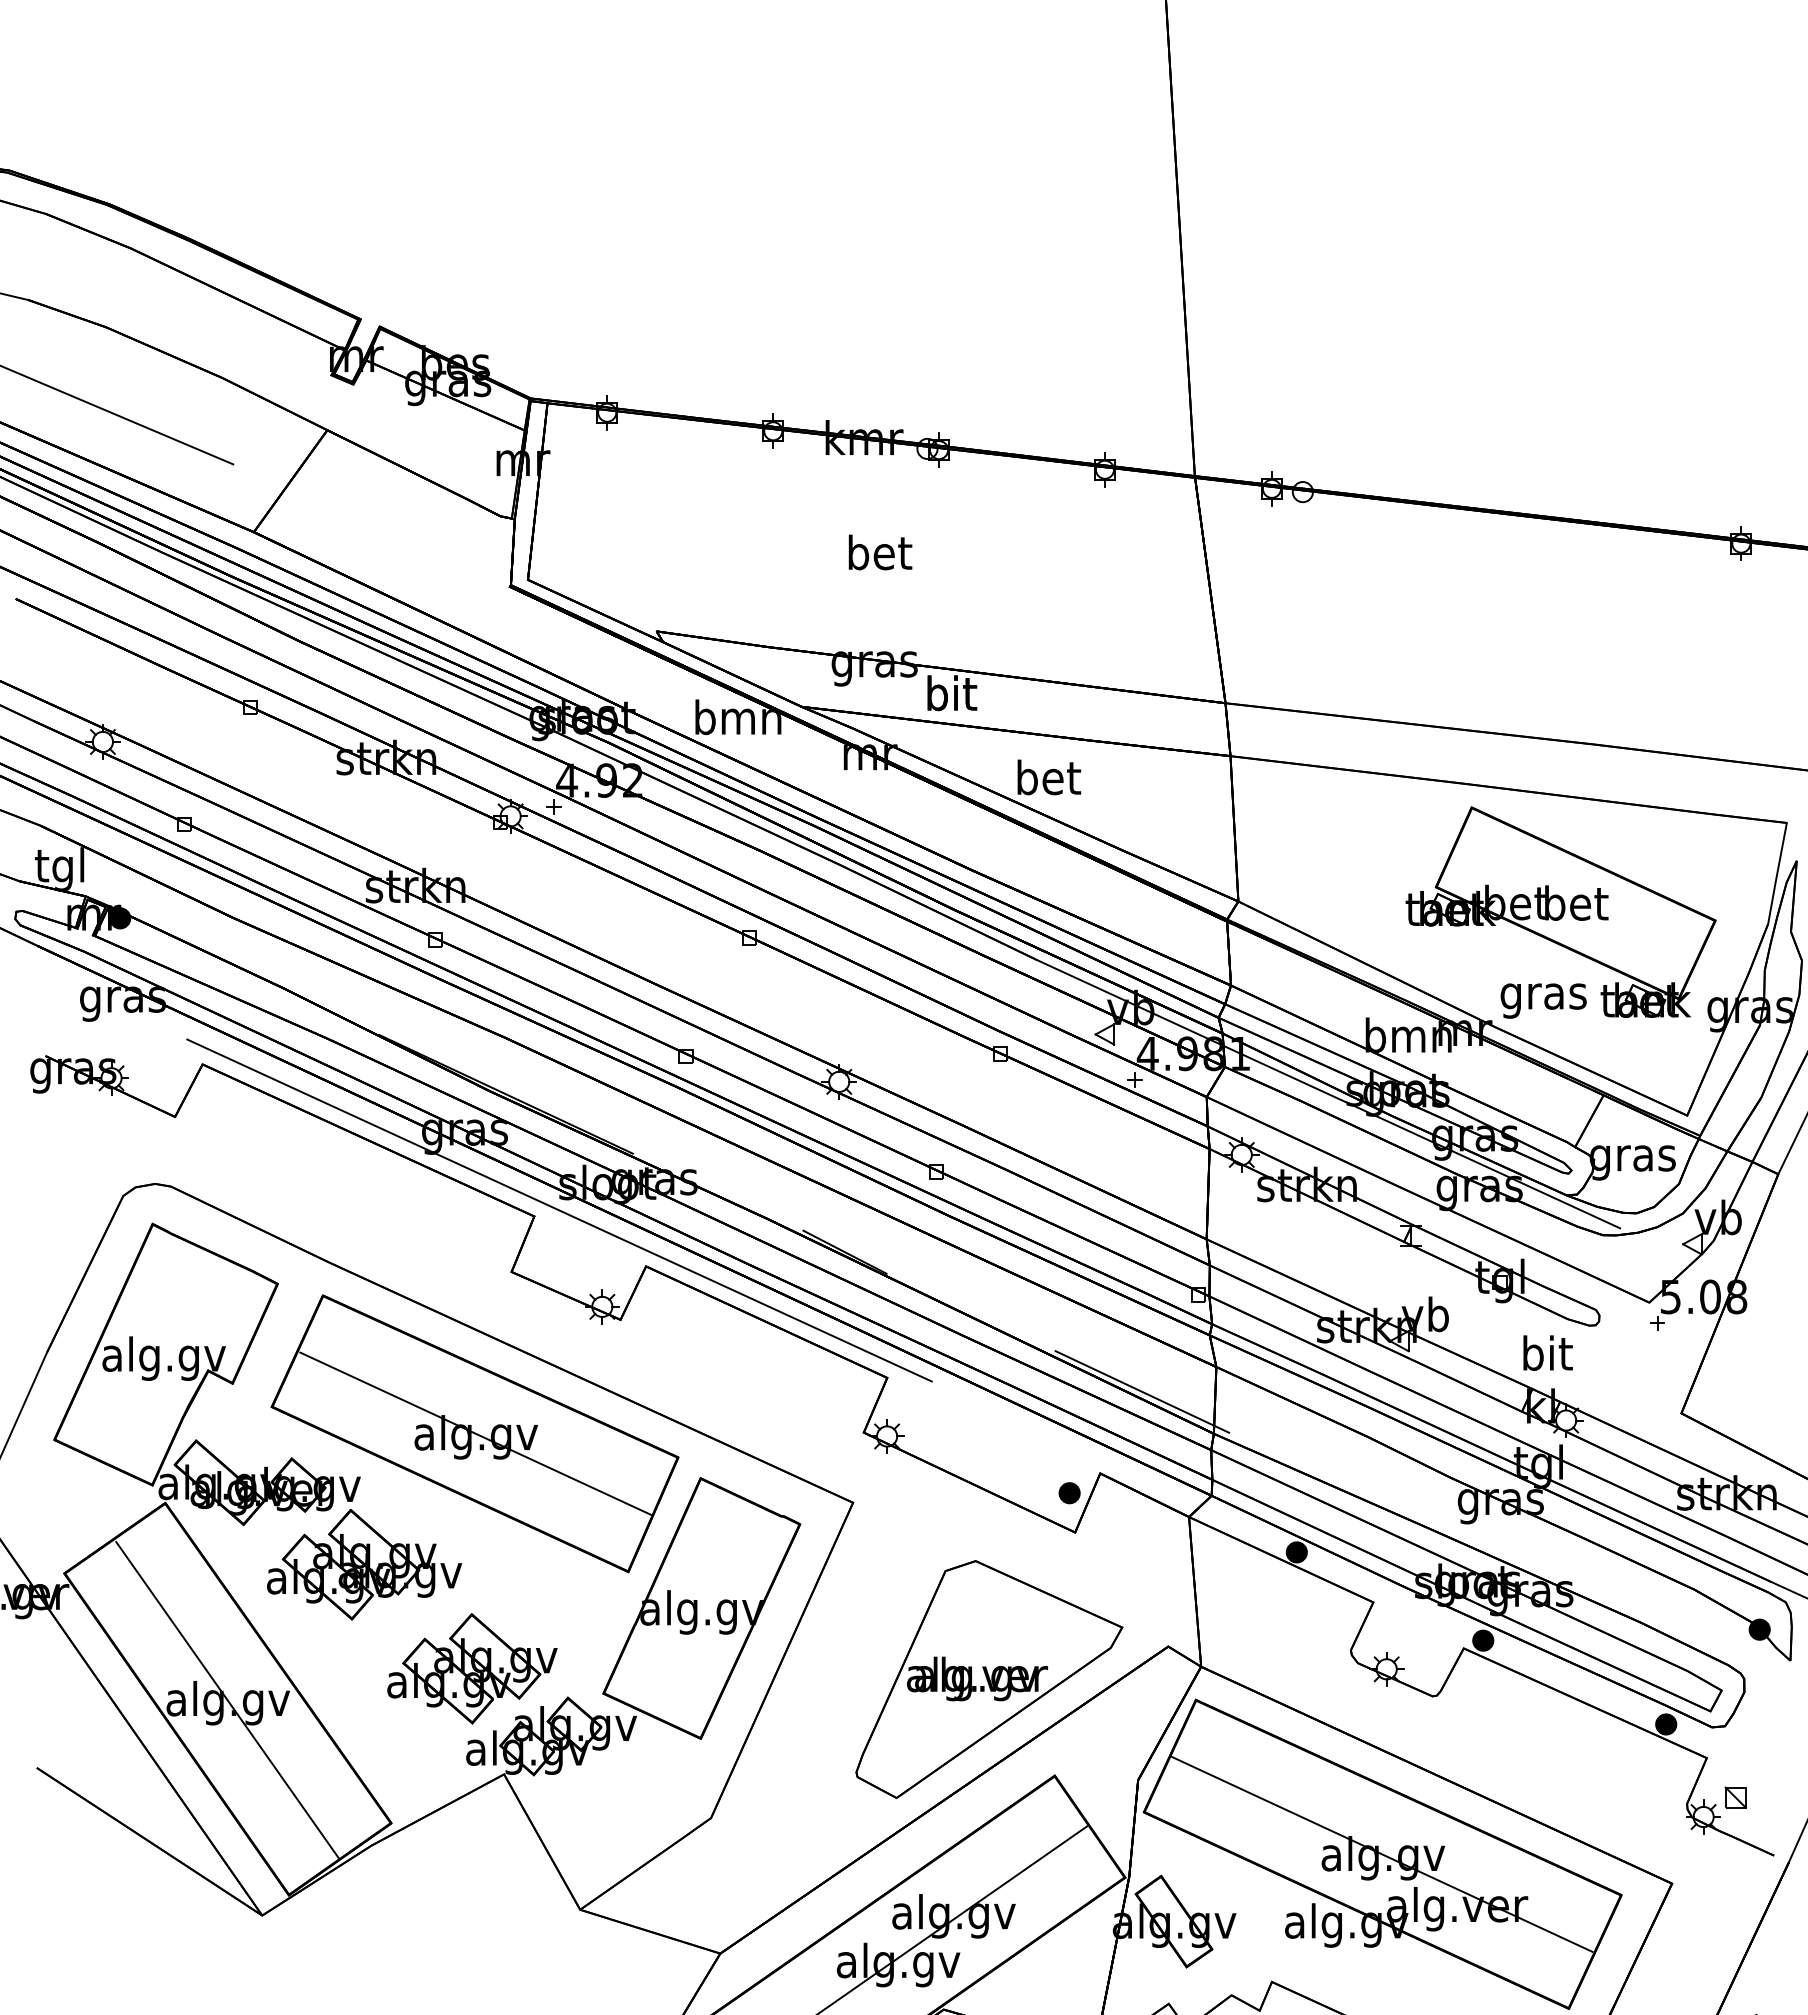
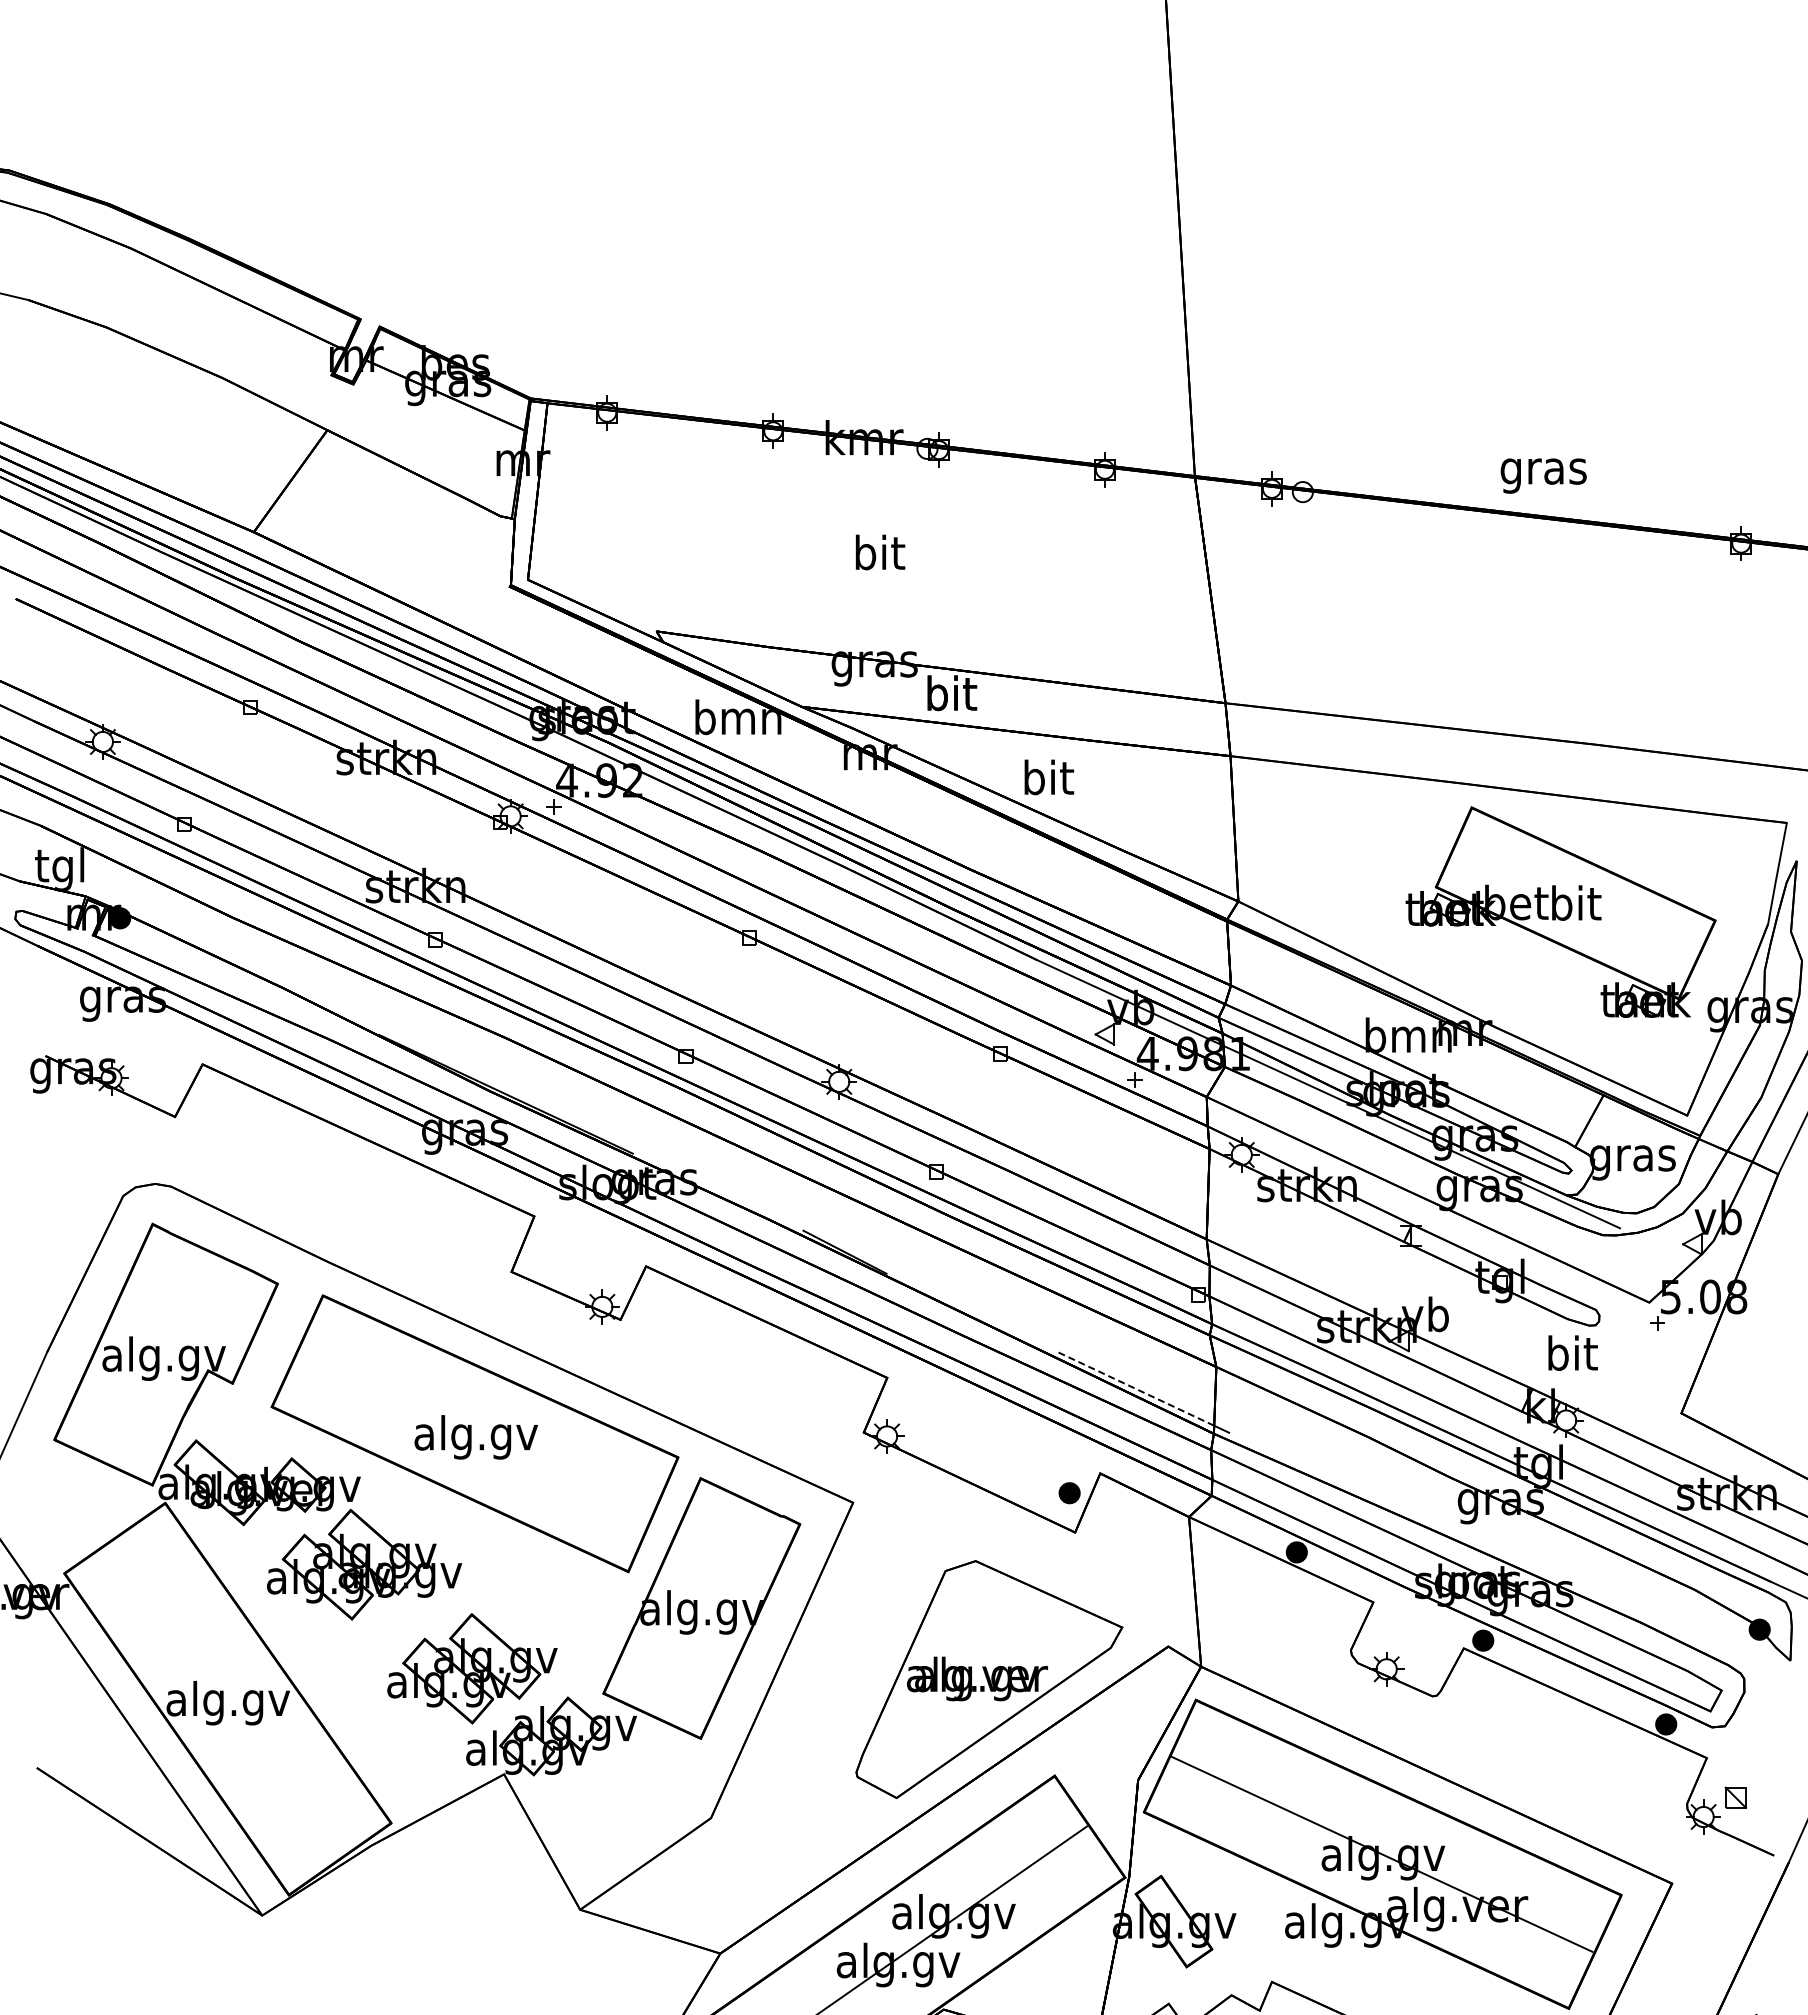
line: present -> none (117, 415)
text: bet -> bit (880, 552)
text: bet -> bit (1049, 777)
text: bet -> bit (1576, 902)
text position: (1543, 1000) -> (1543, 475) (1543, 475)
line: present -> none (559, 1210)
text position: (1547, 1352) -> (1572, 1352) (1572, 1352)
line: solid -> dashed (1134, 1388)
line: present -> none (475, 1433)
line: present -> none (227, 1700)
